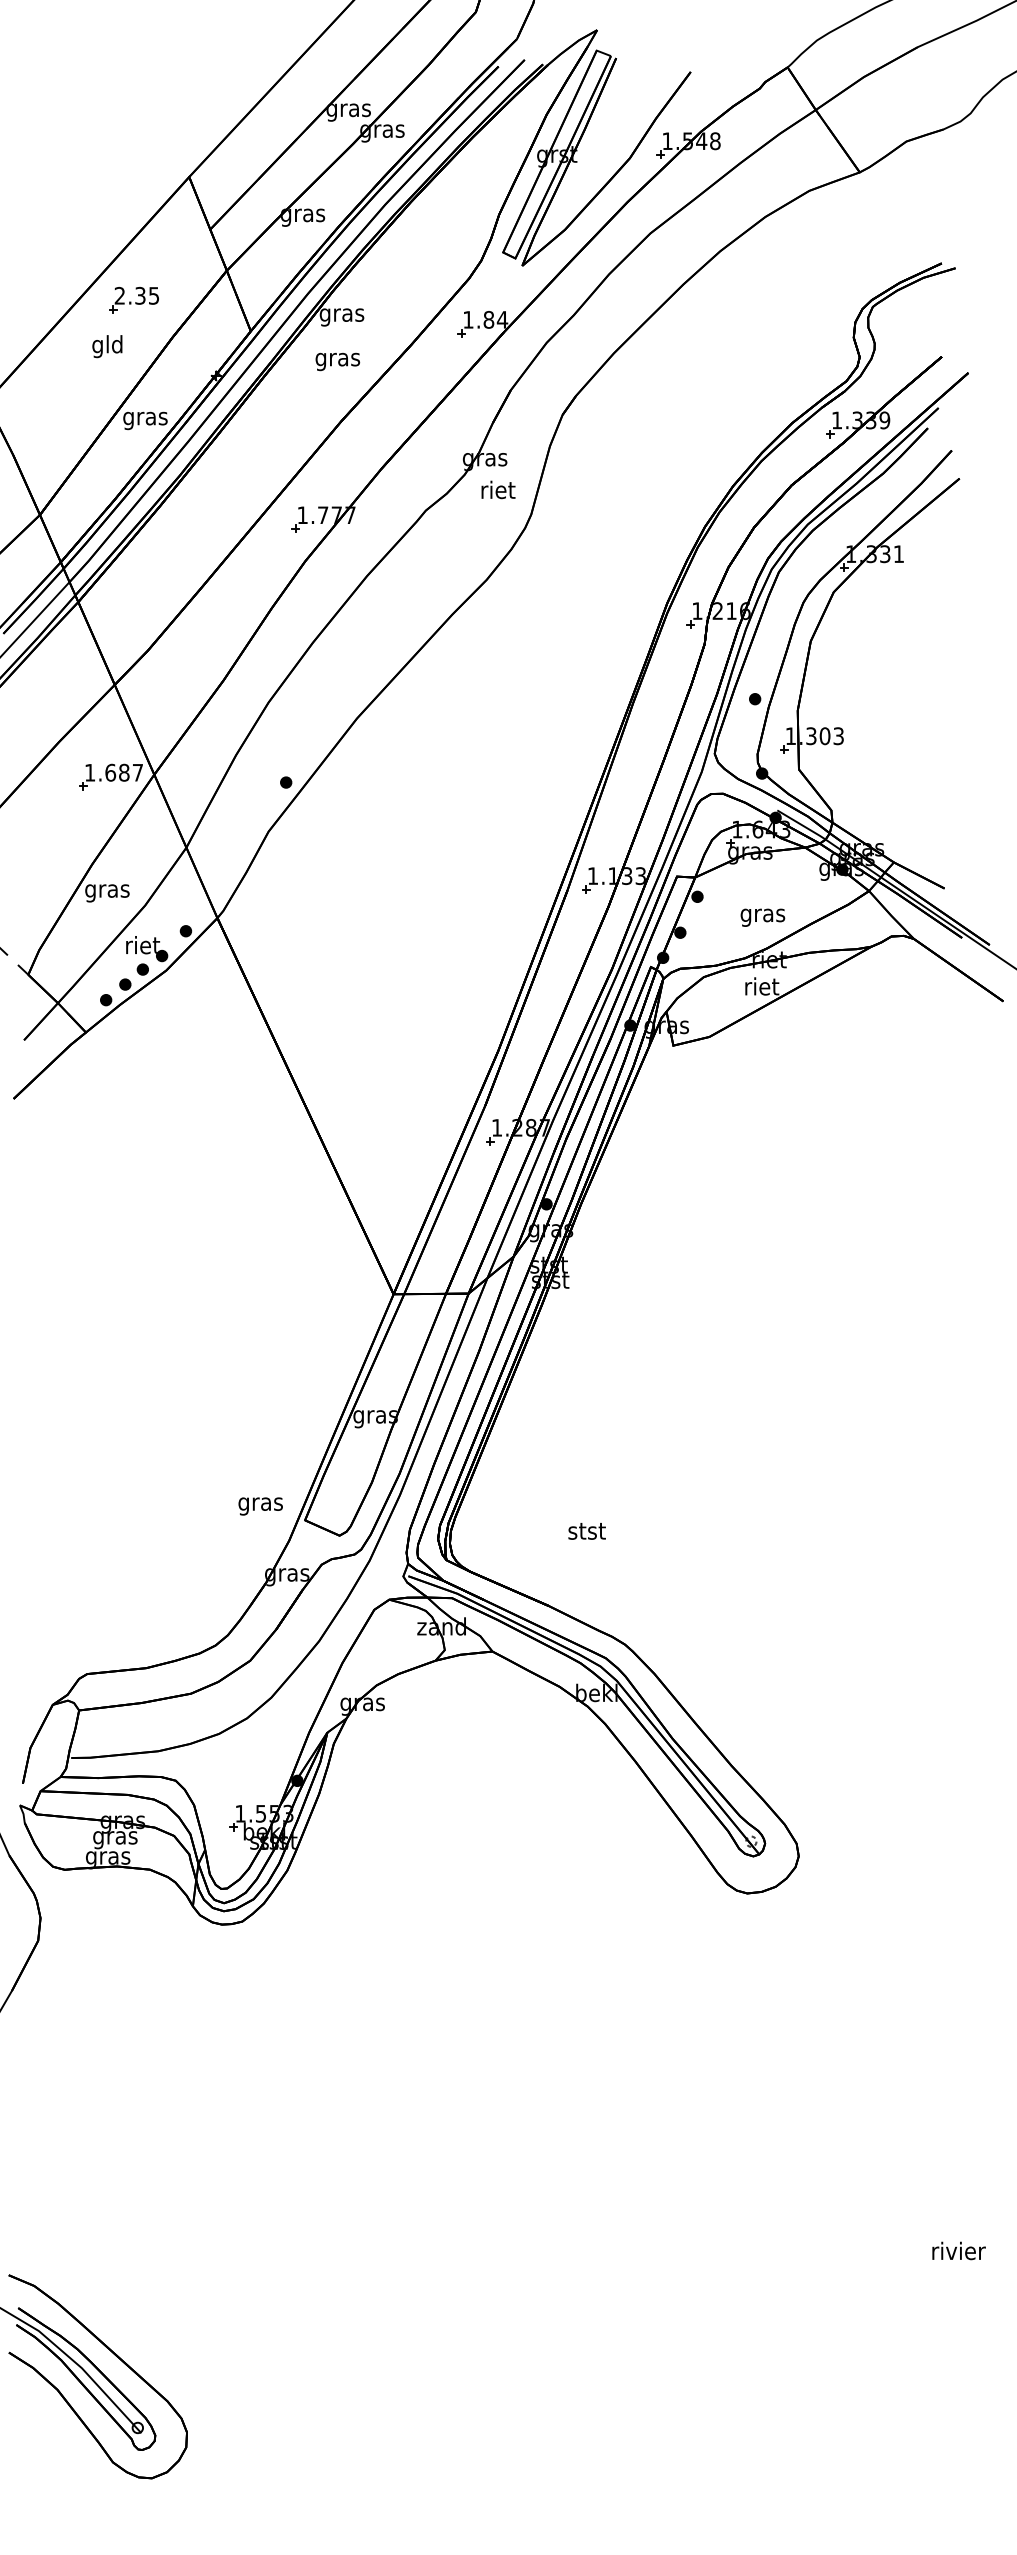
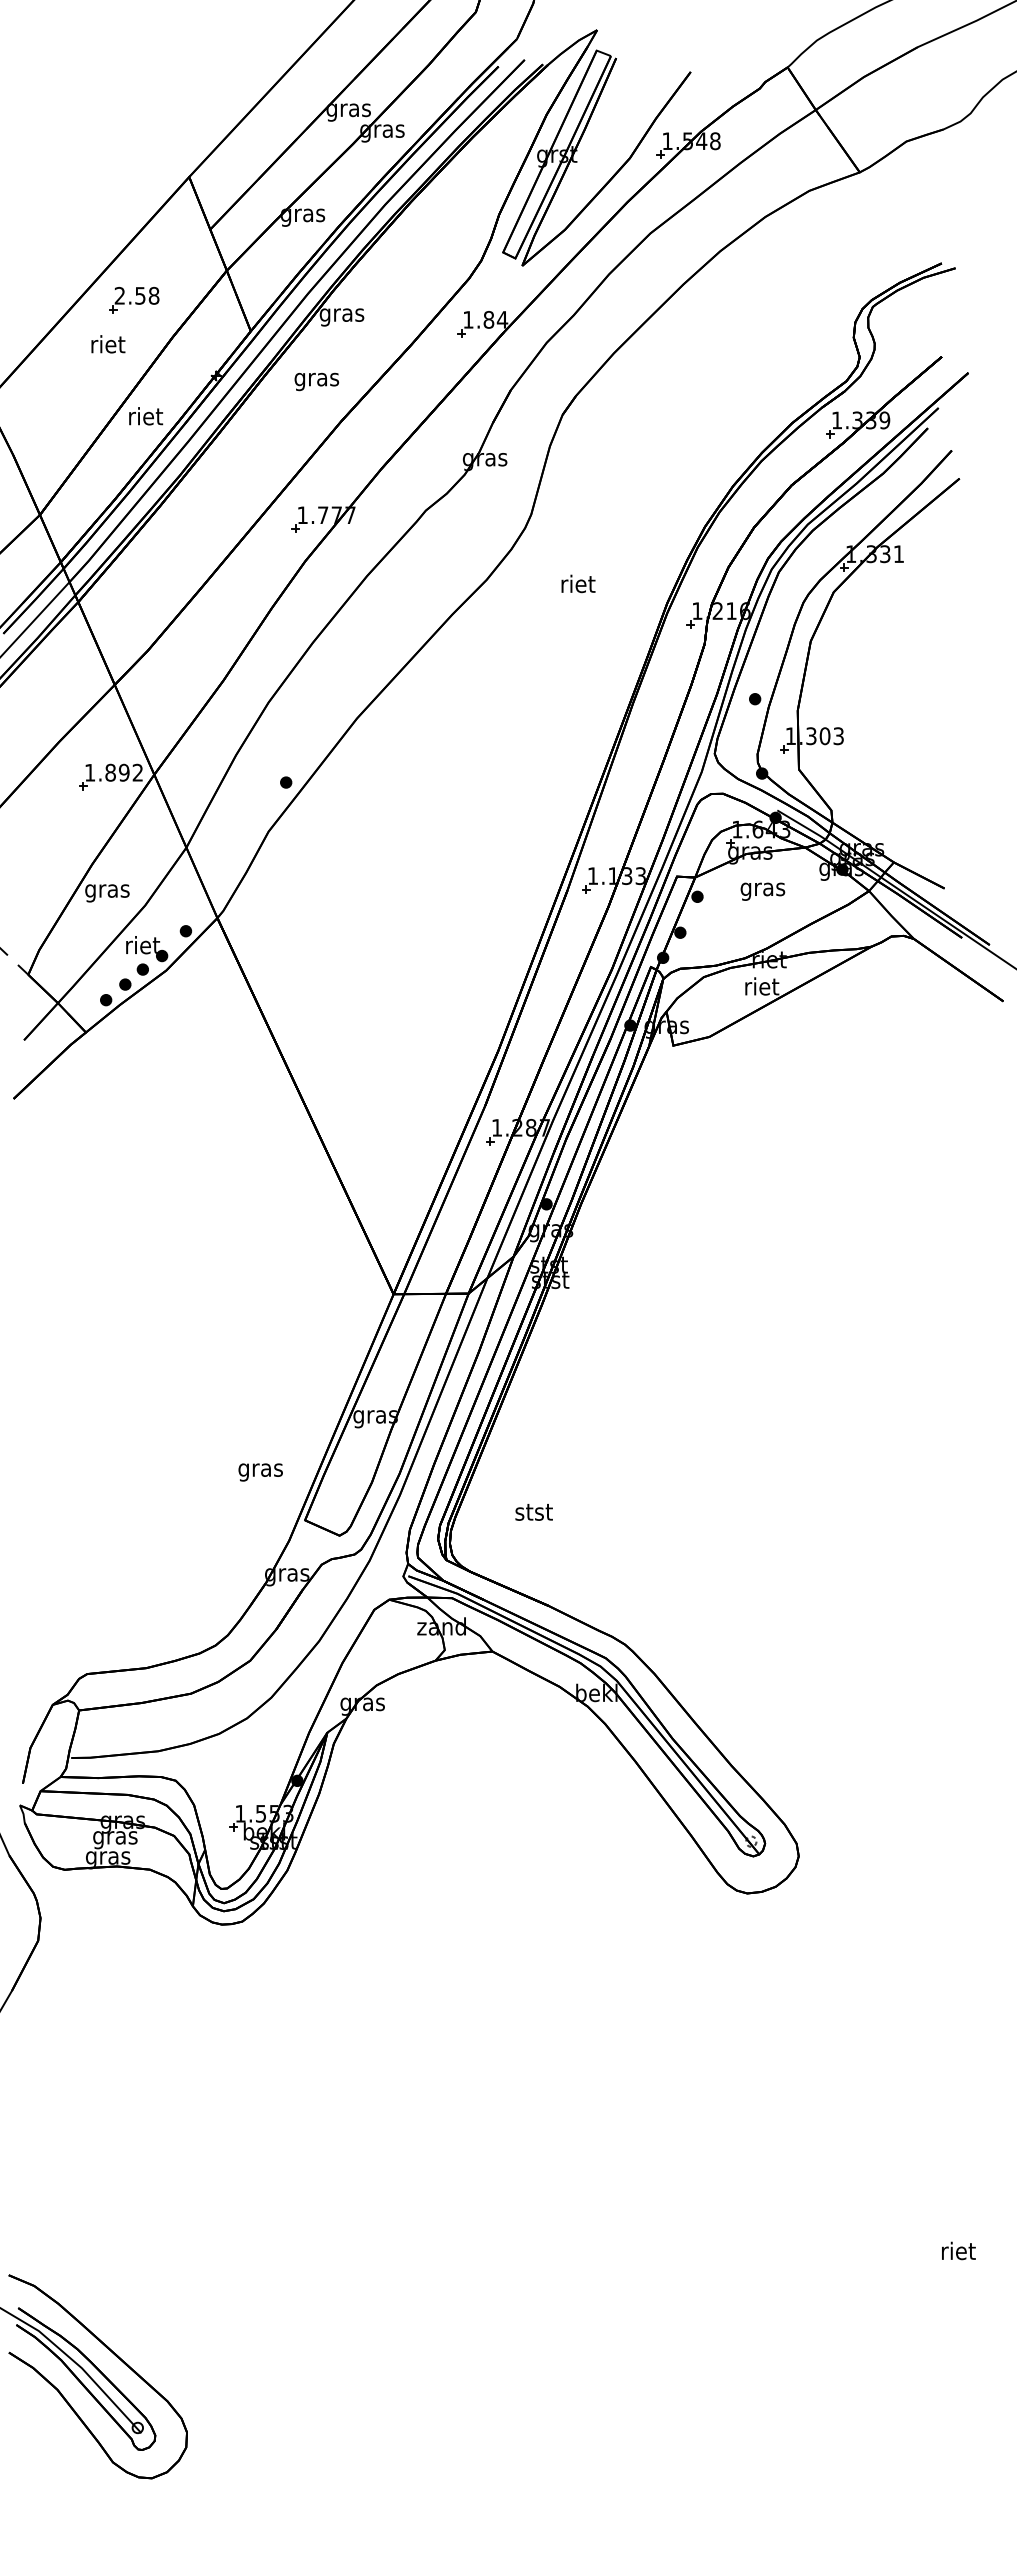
text: 2.35 -> 2.58 (147, 295)
text: gld -> riet (108, 346)
text position: (337, 361) -> (316, 381) (316, 381)
text: gras -> riet (145, 418)
text position: (498, 489) -> (578, 583) (578, 583)
text: 1.687 -> 1.892 (123, 772)
text position: (762, 917) -> (762, 891) (762, 891)
text position: (260, 1506) -> (260, 1472) (260, 1472)
text position: (586, 1531) -> (533, 1512) (533, 1512)
text: rivier -> riet (958, 2250)
